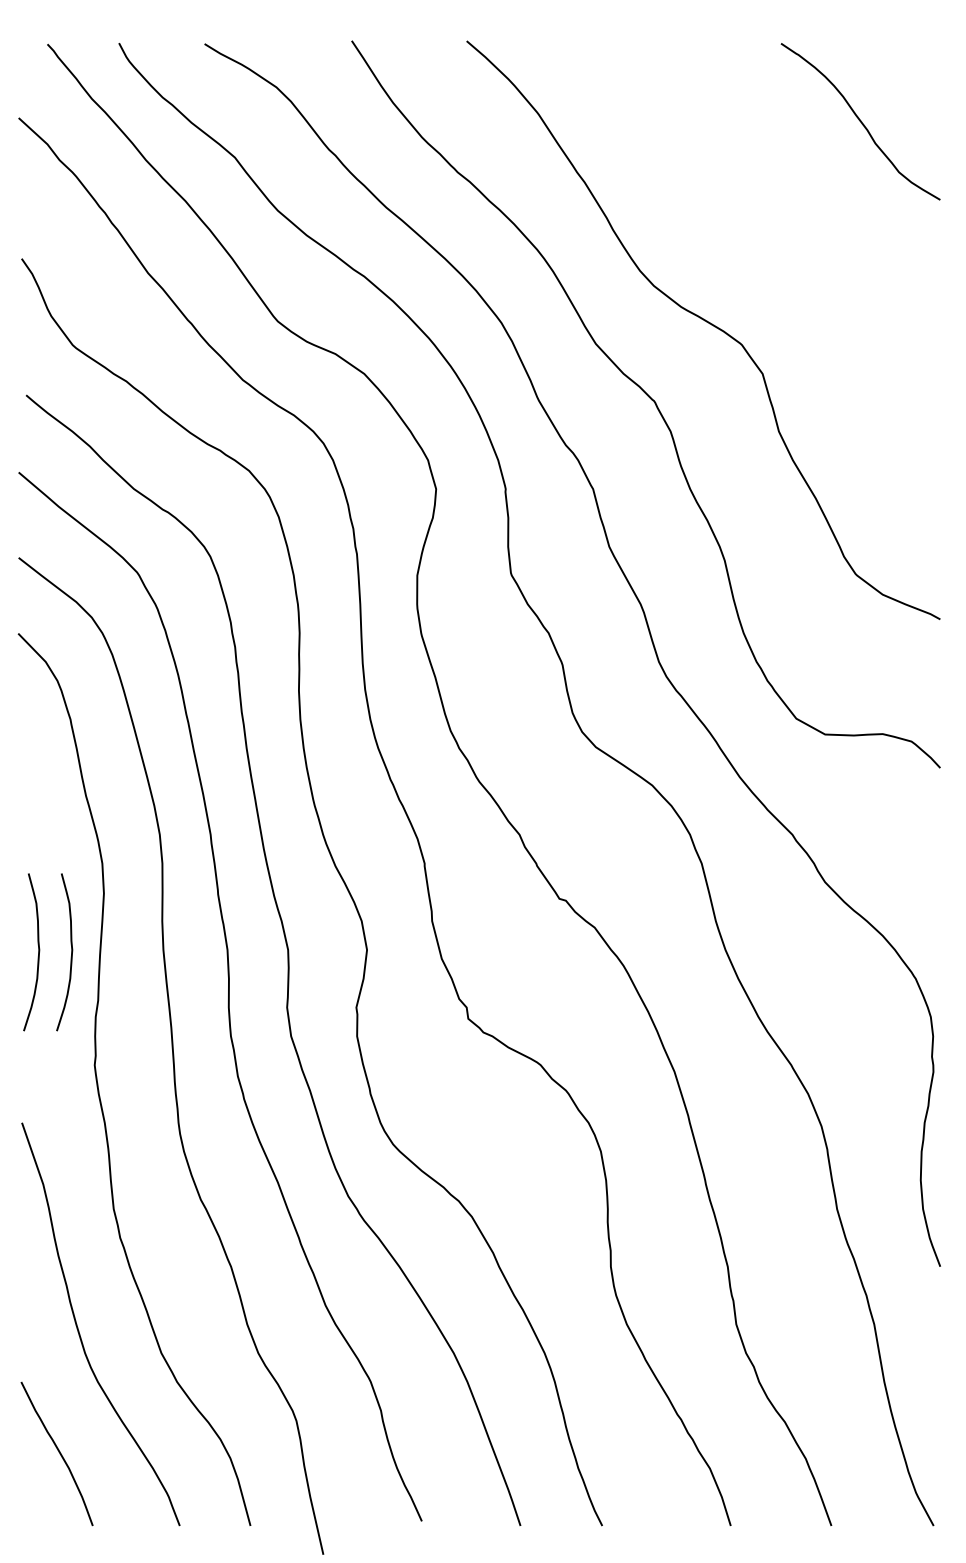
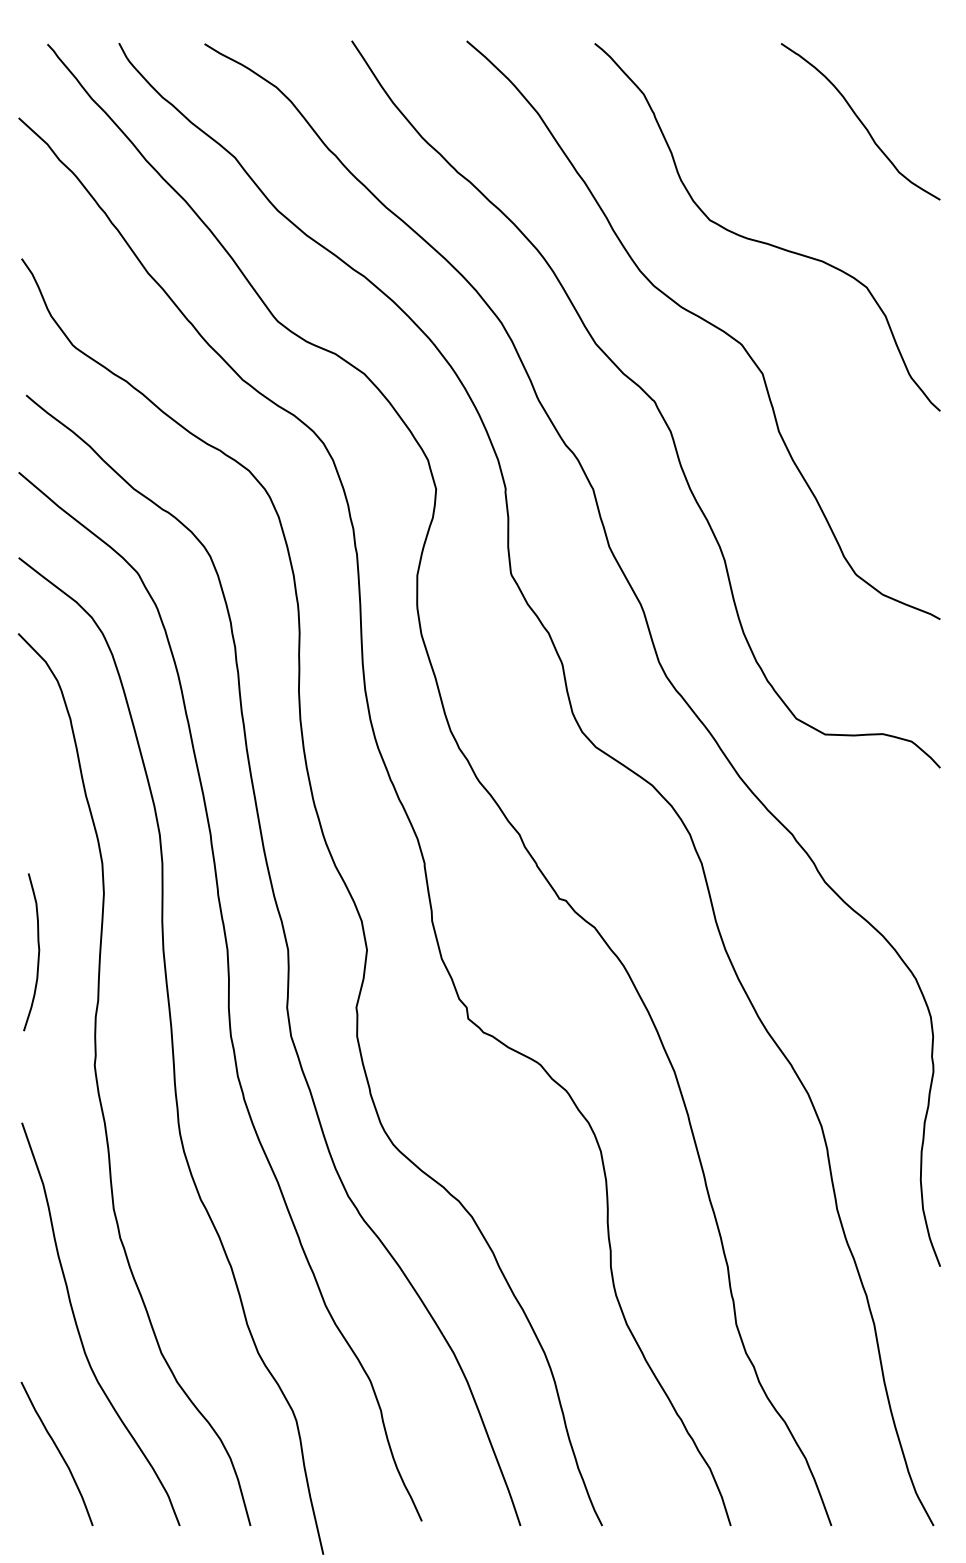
curve: none -> present (763, 241)
curve: present -> none (71, 952)
